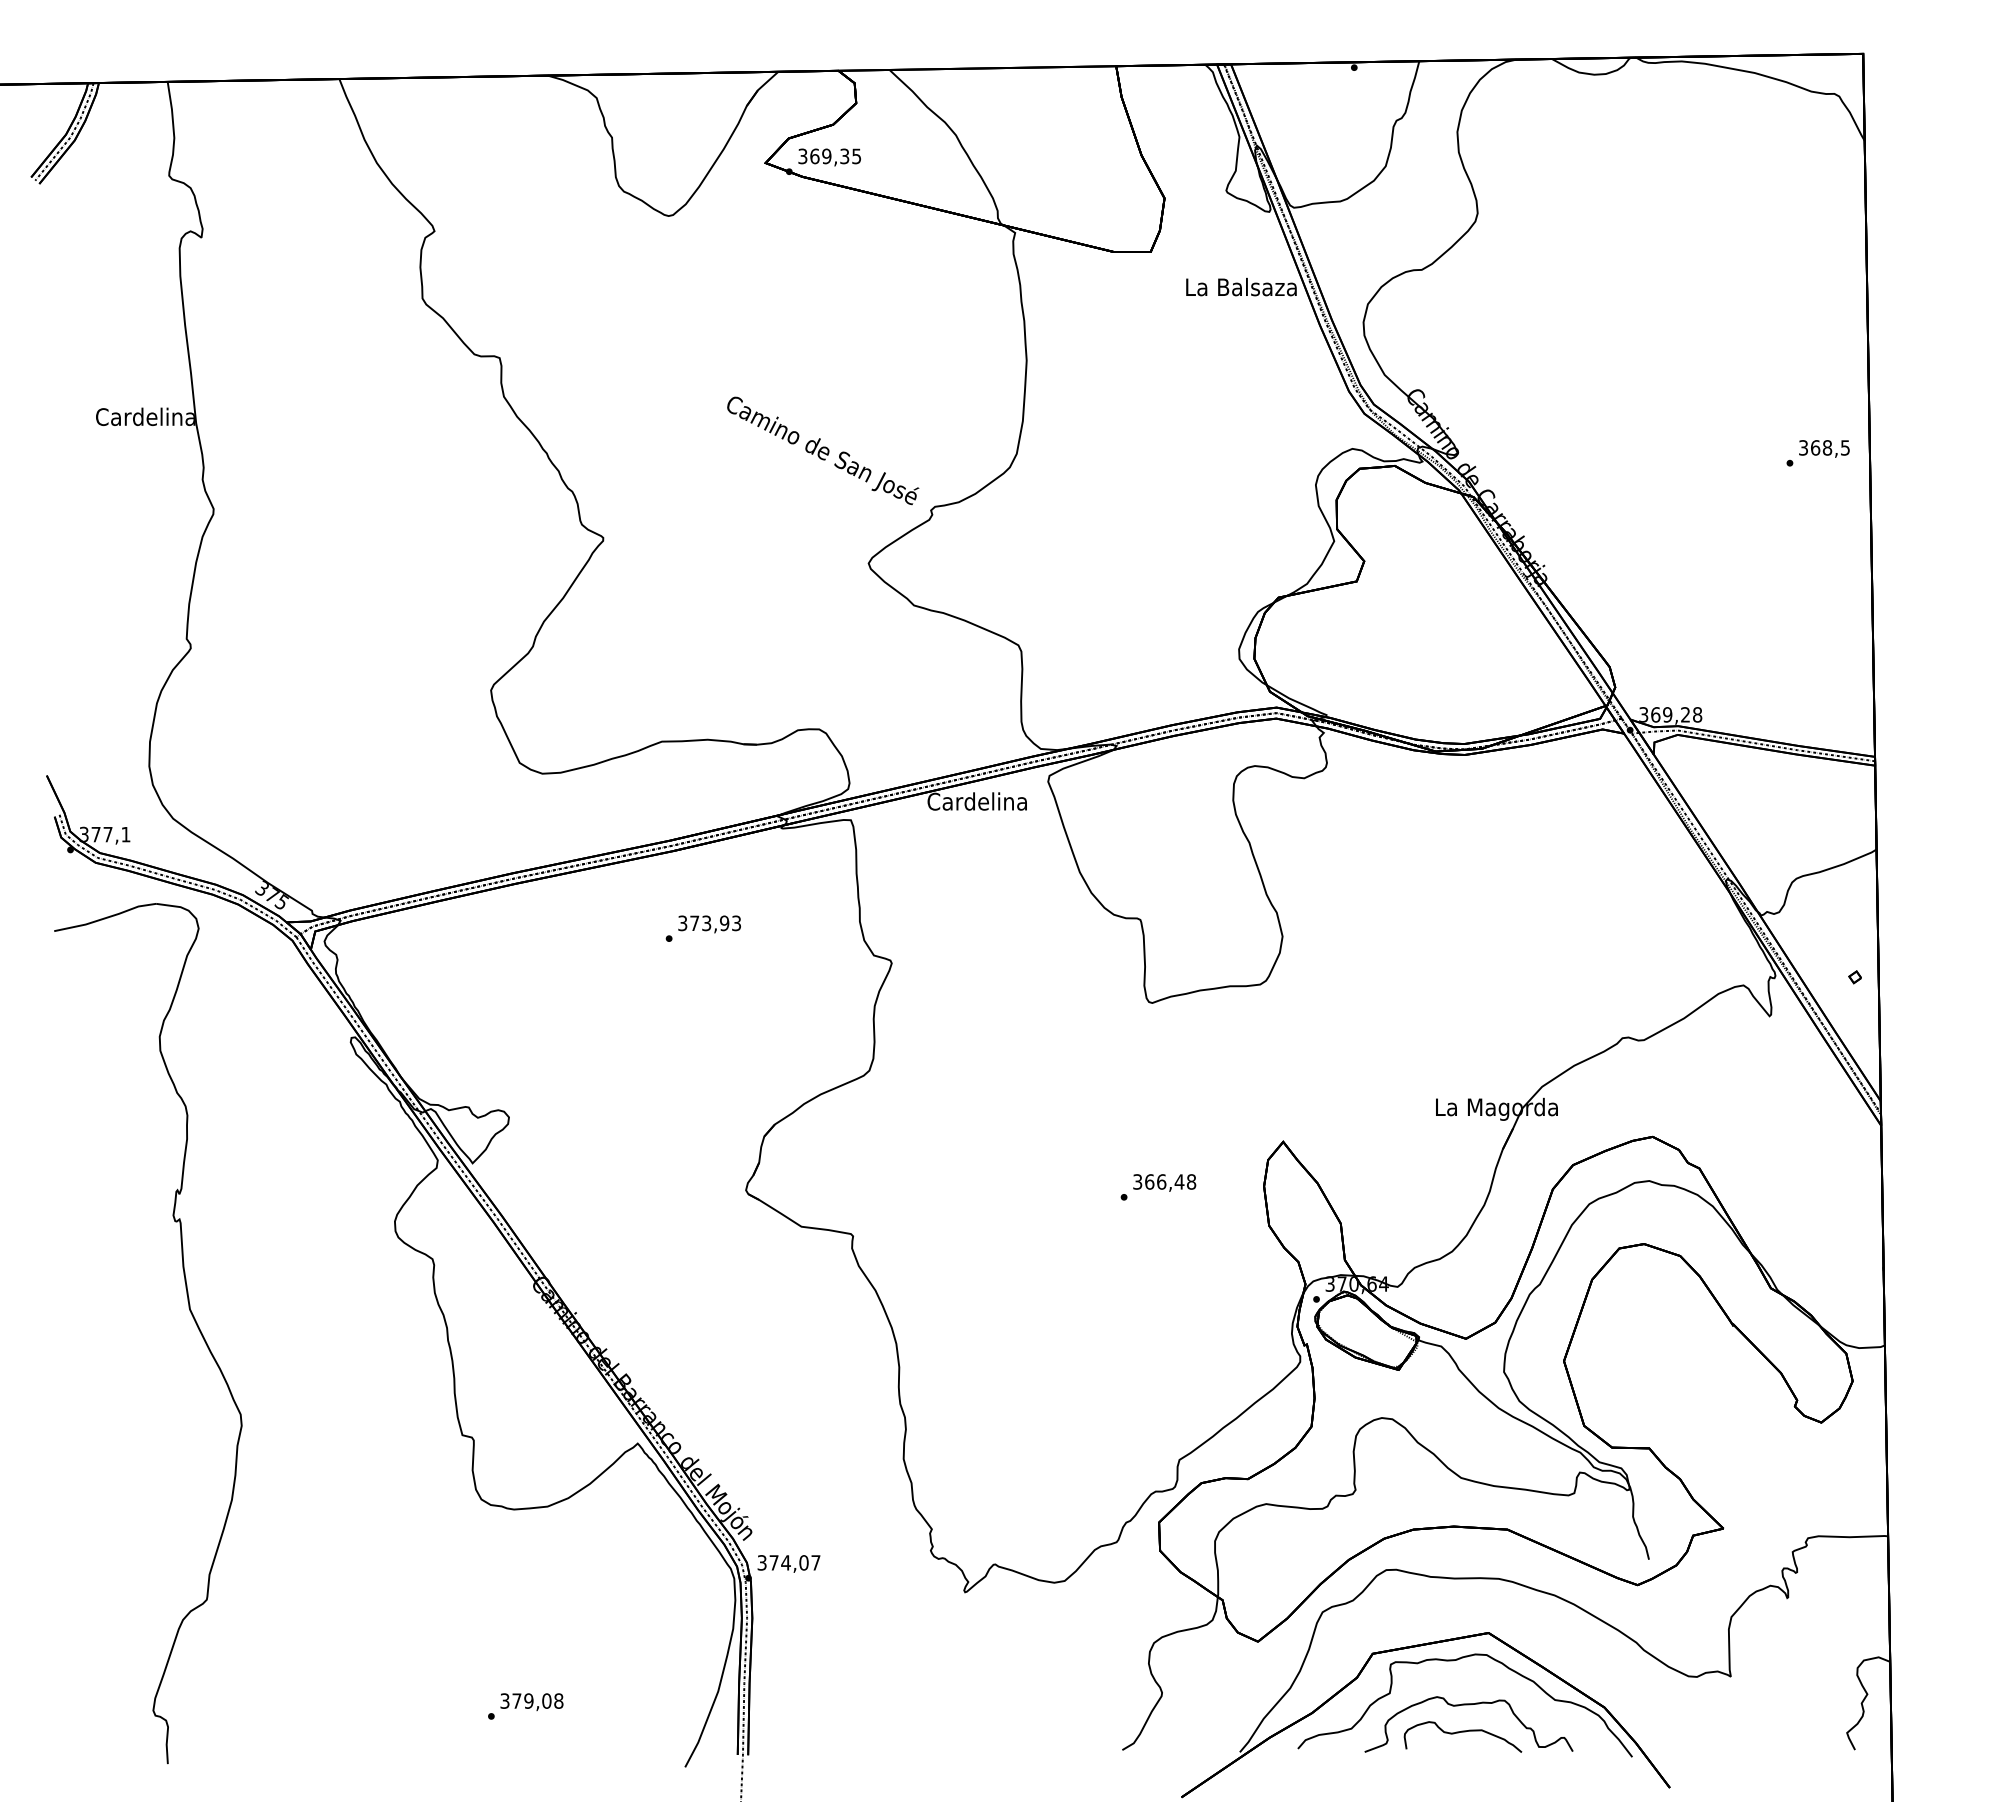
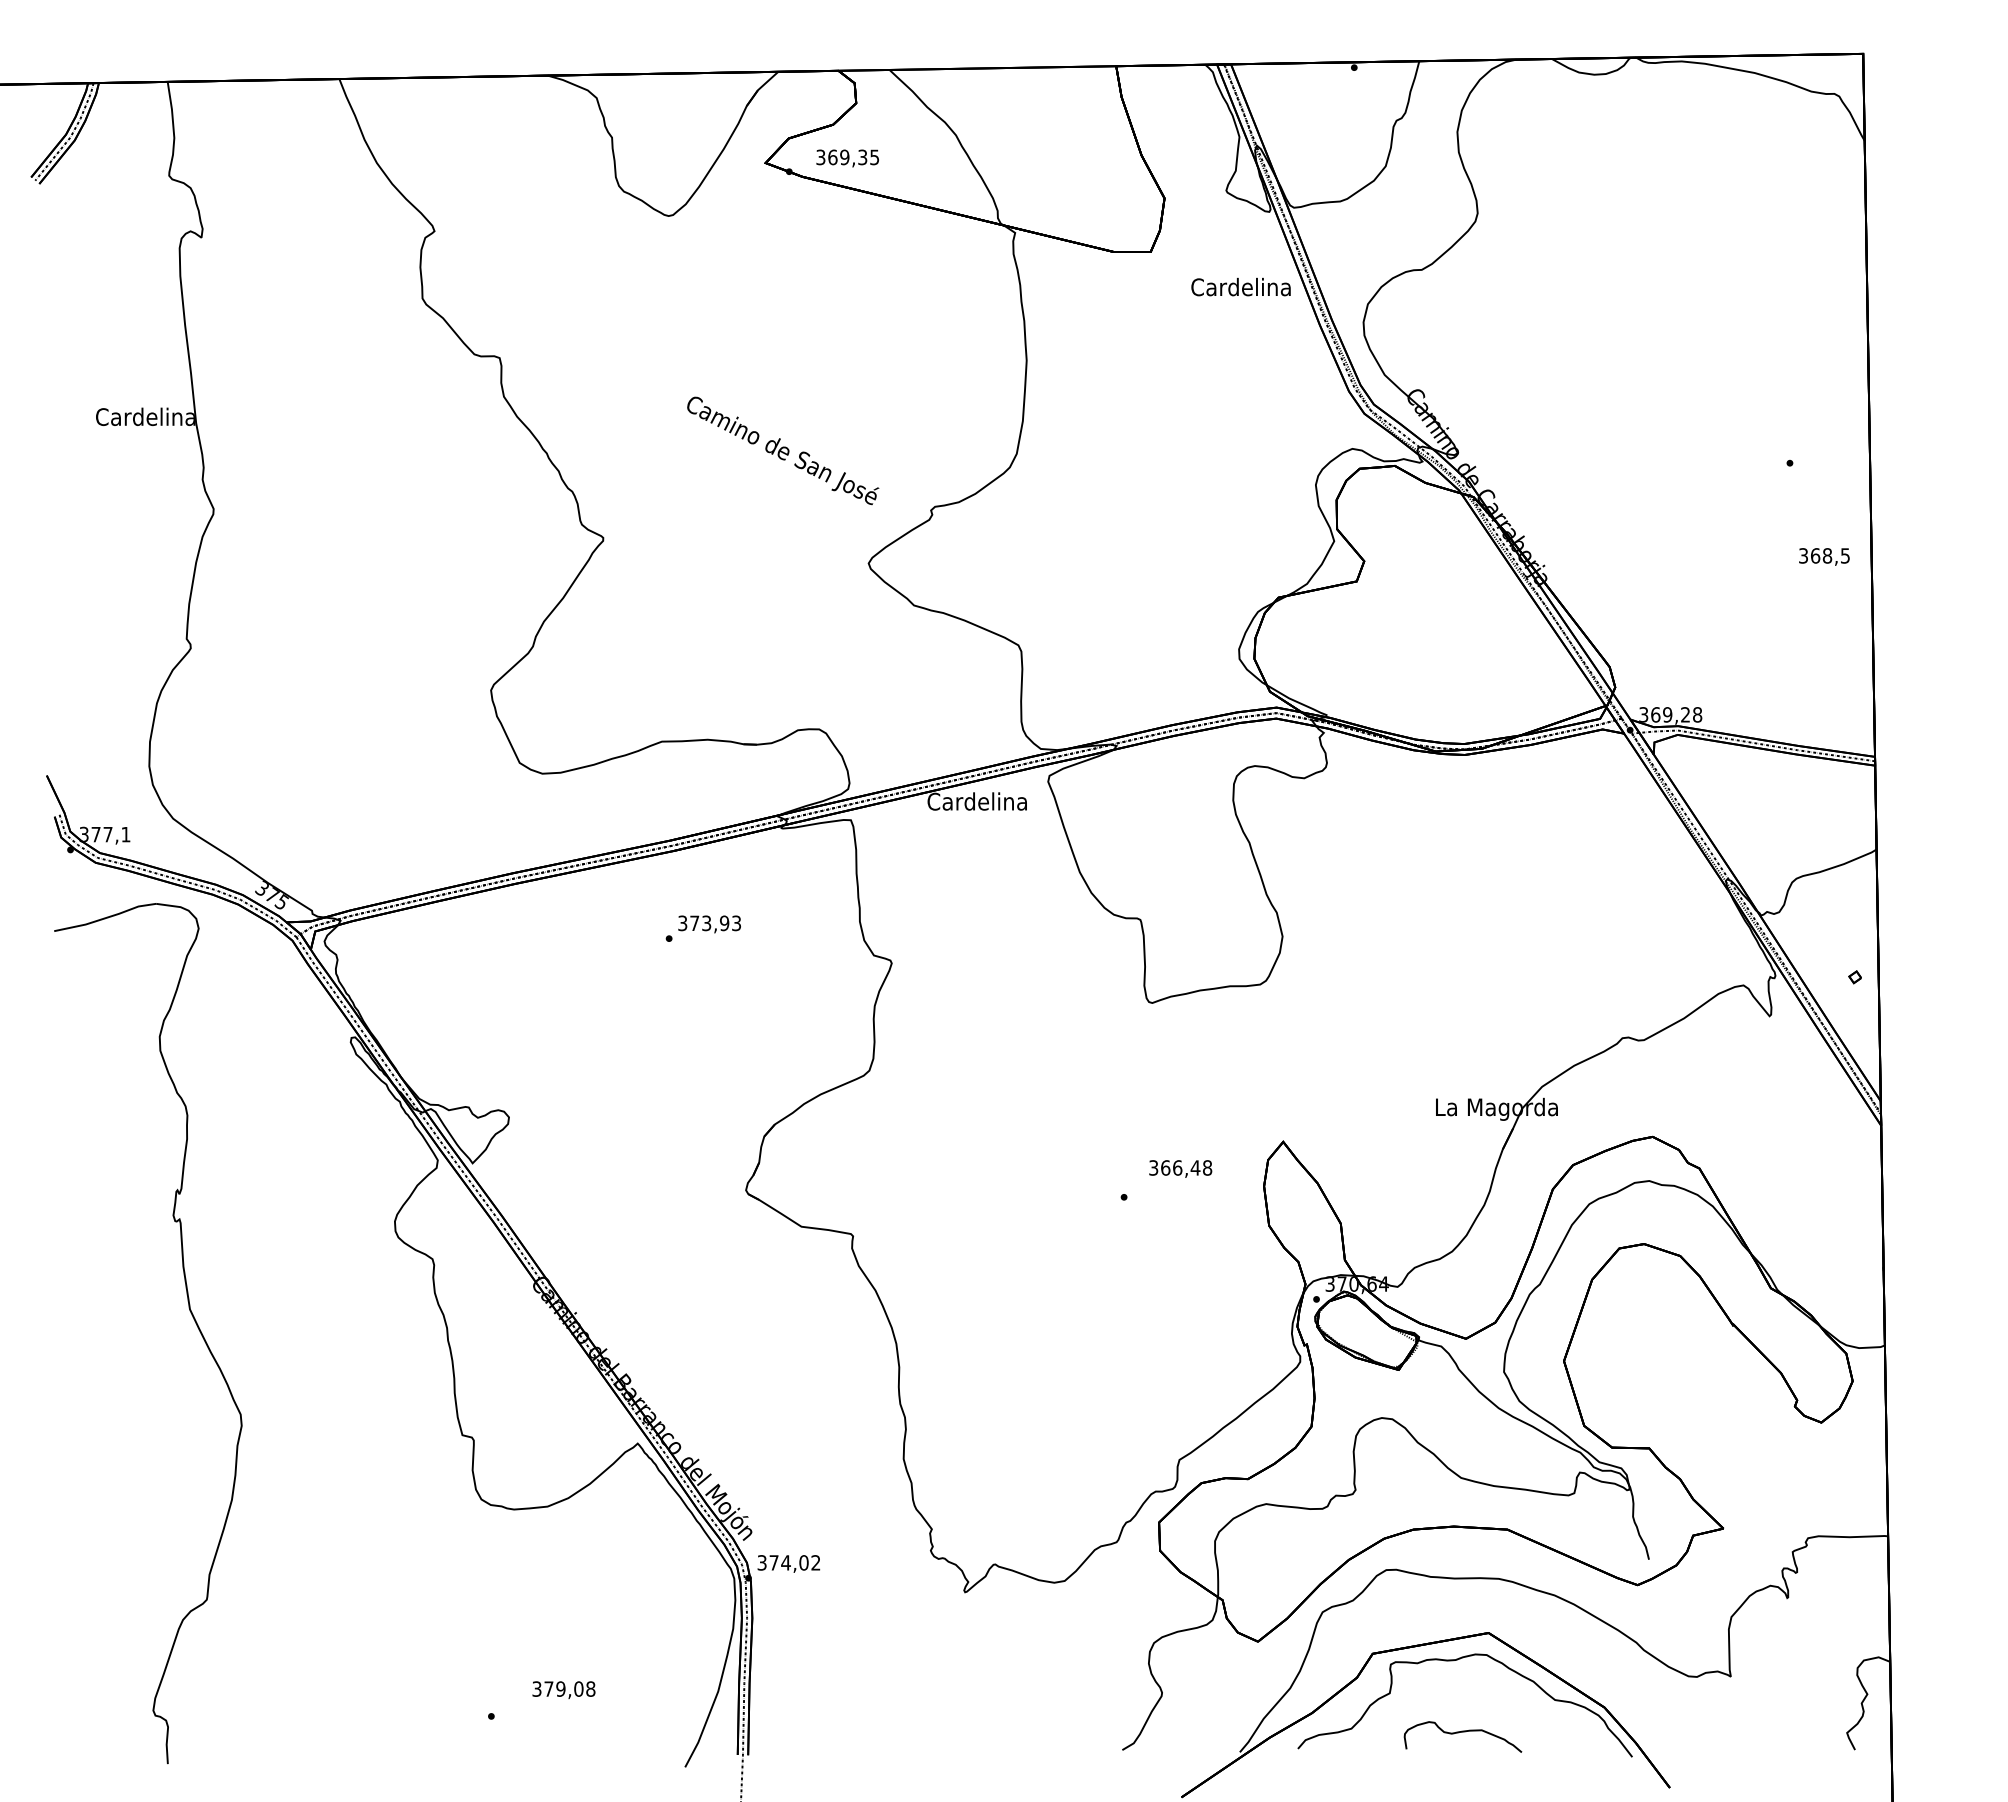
text position: (829, 157) -> (847, 158) (847, 158)
text: La Balsaza -> Cardelina (1241, 286)
text position: (1824, 448) -> (1824, 556) (1824, 556)
text position: (823, 450) -> (783, 450) (783, 450)
text position: (1164, 1182) -> (1180, 1168) (1180, 1168)
text: 374,07 -> 374,02 (815, 1562)
text position: (531, 1701) -> (563, 1689) (563, 1689)
curve: present -> none (1468, 1705)
